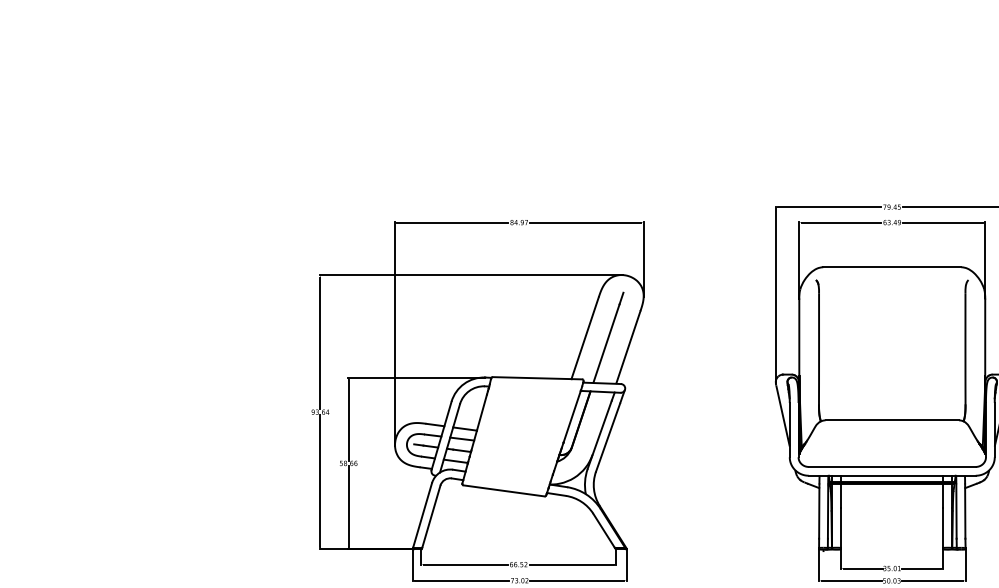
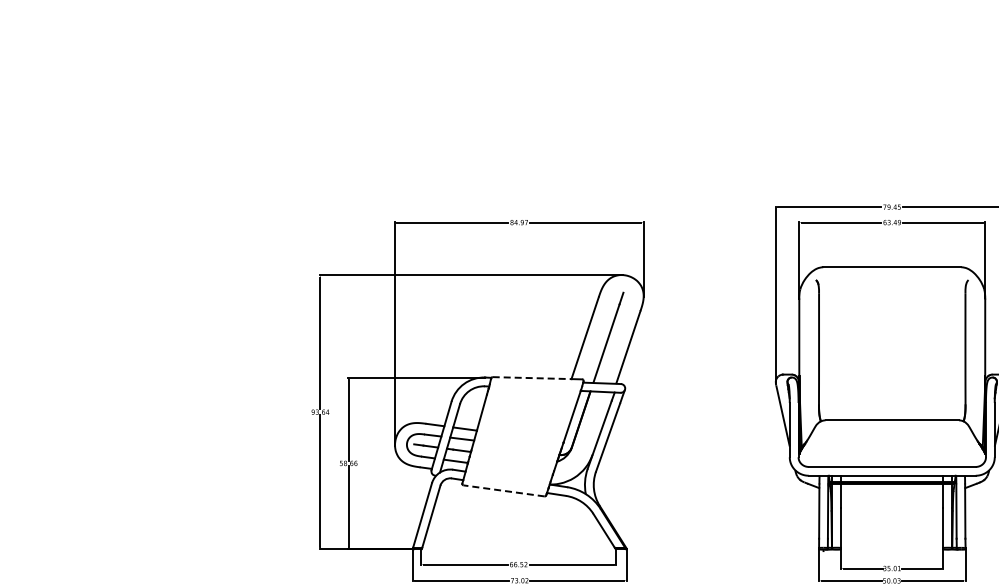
line: solid -> dashed (532, 378)
line: solid -> dashed (504, 490)
